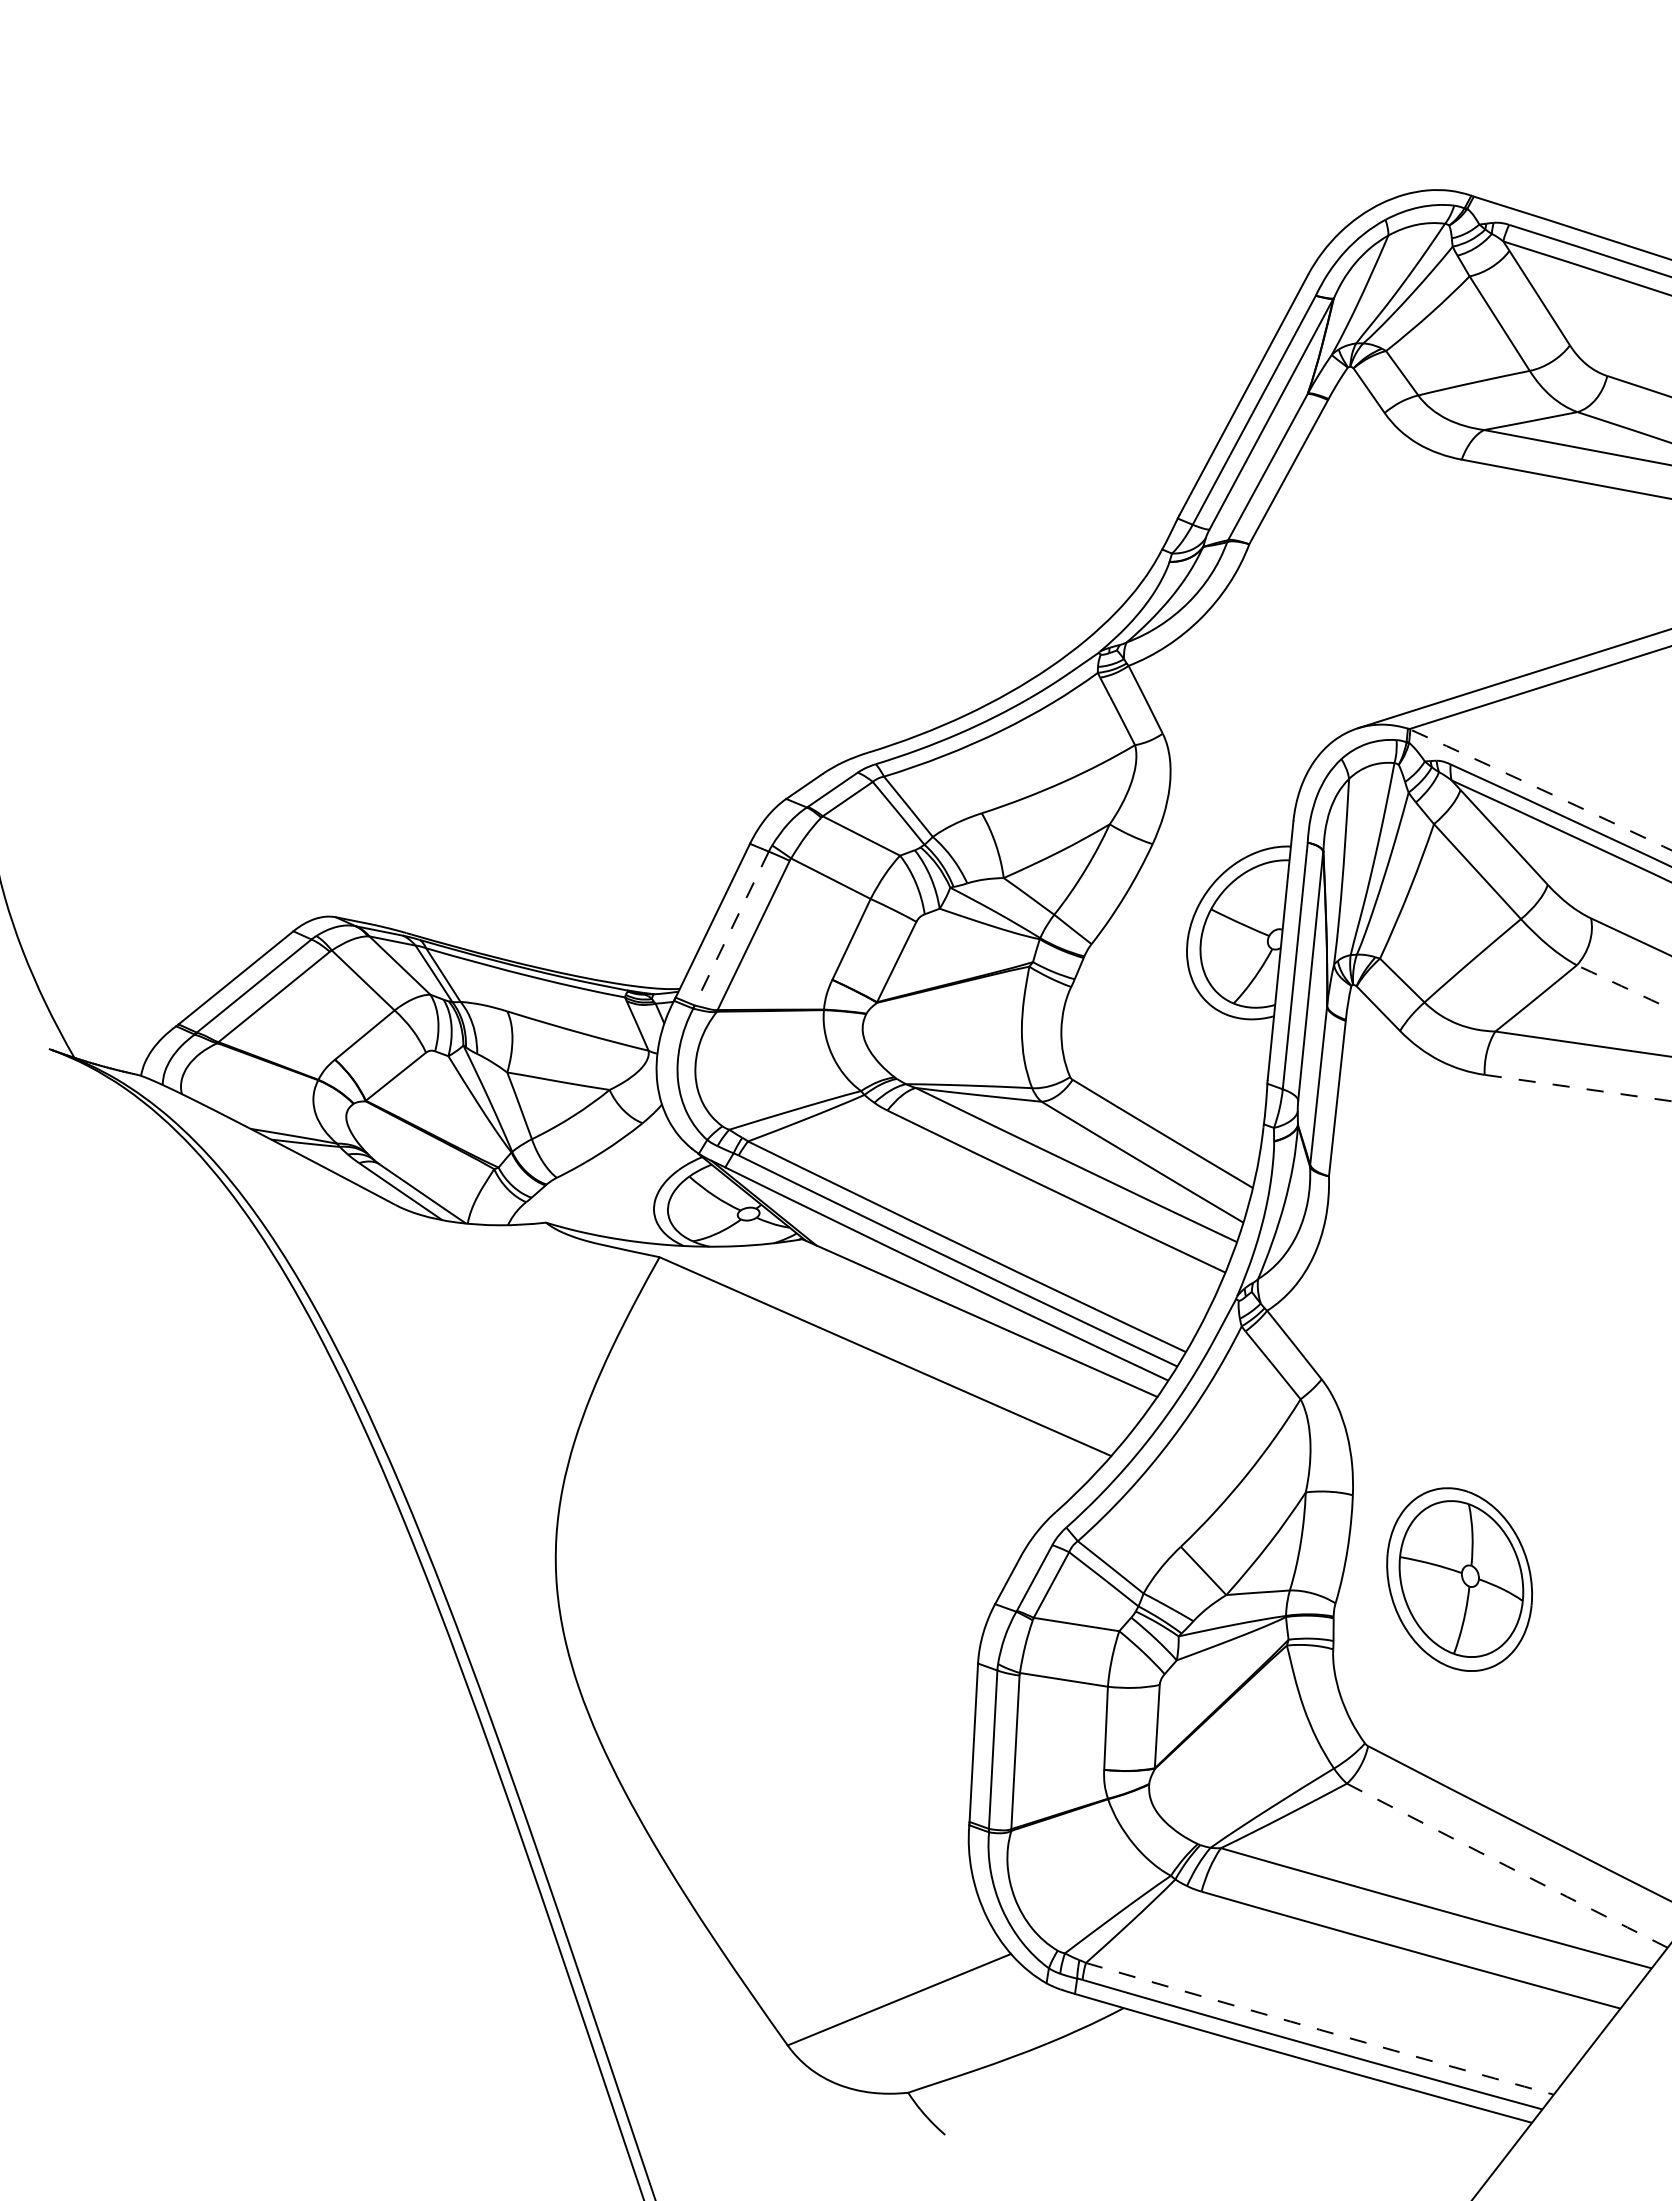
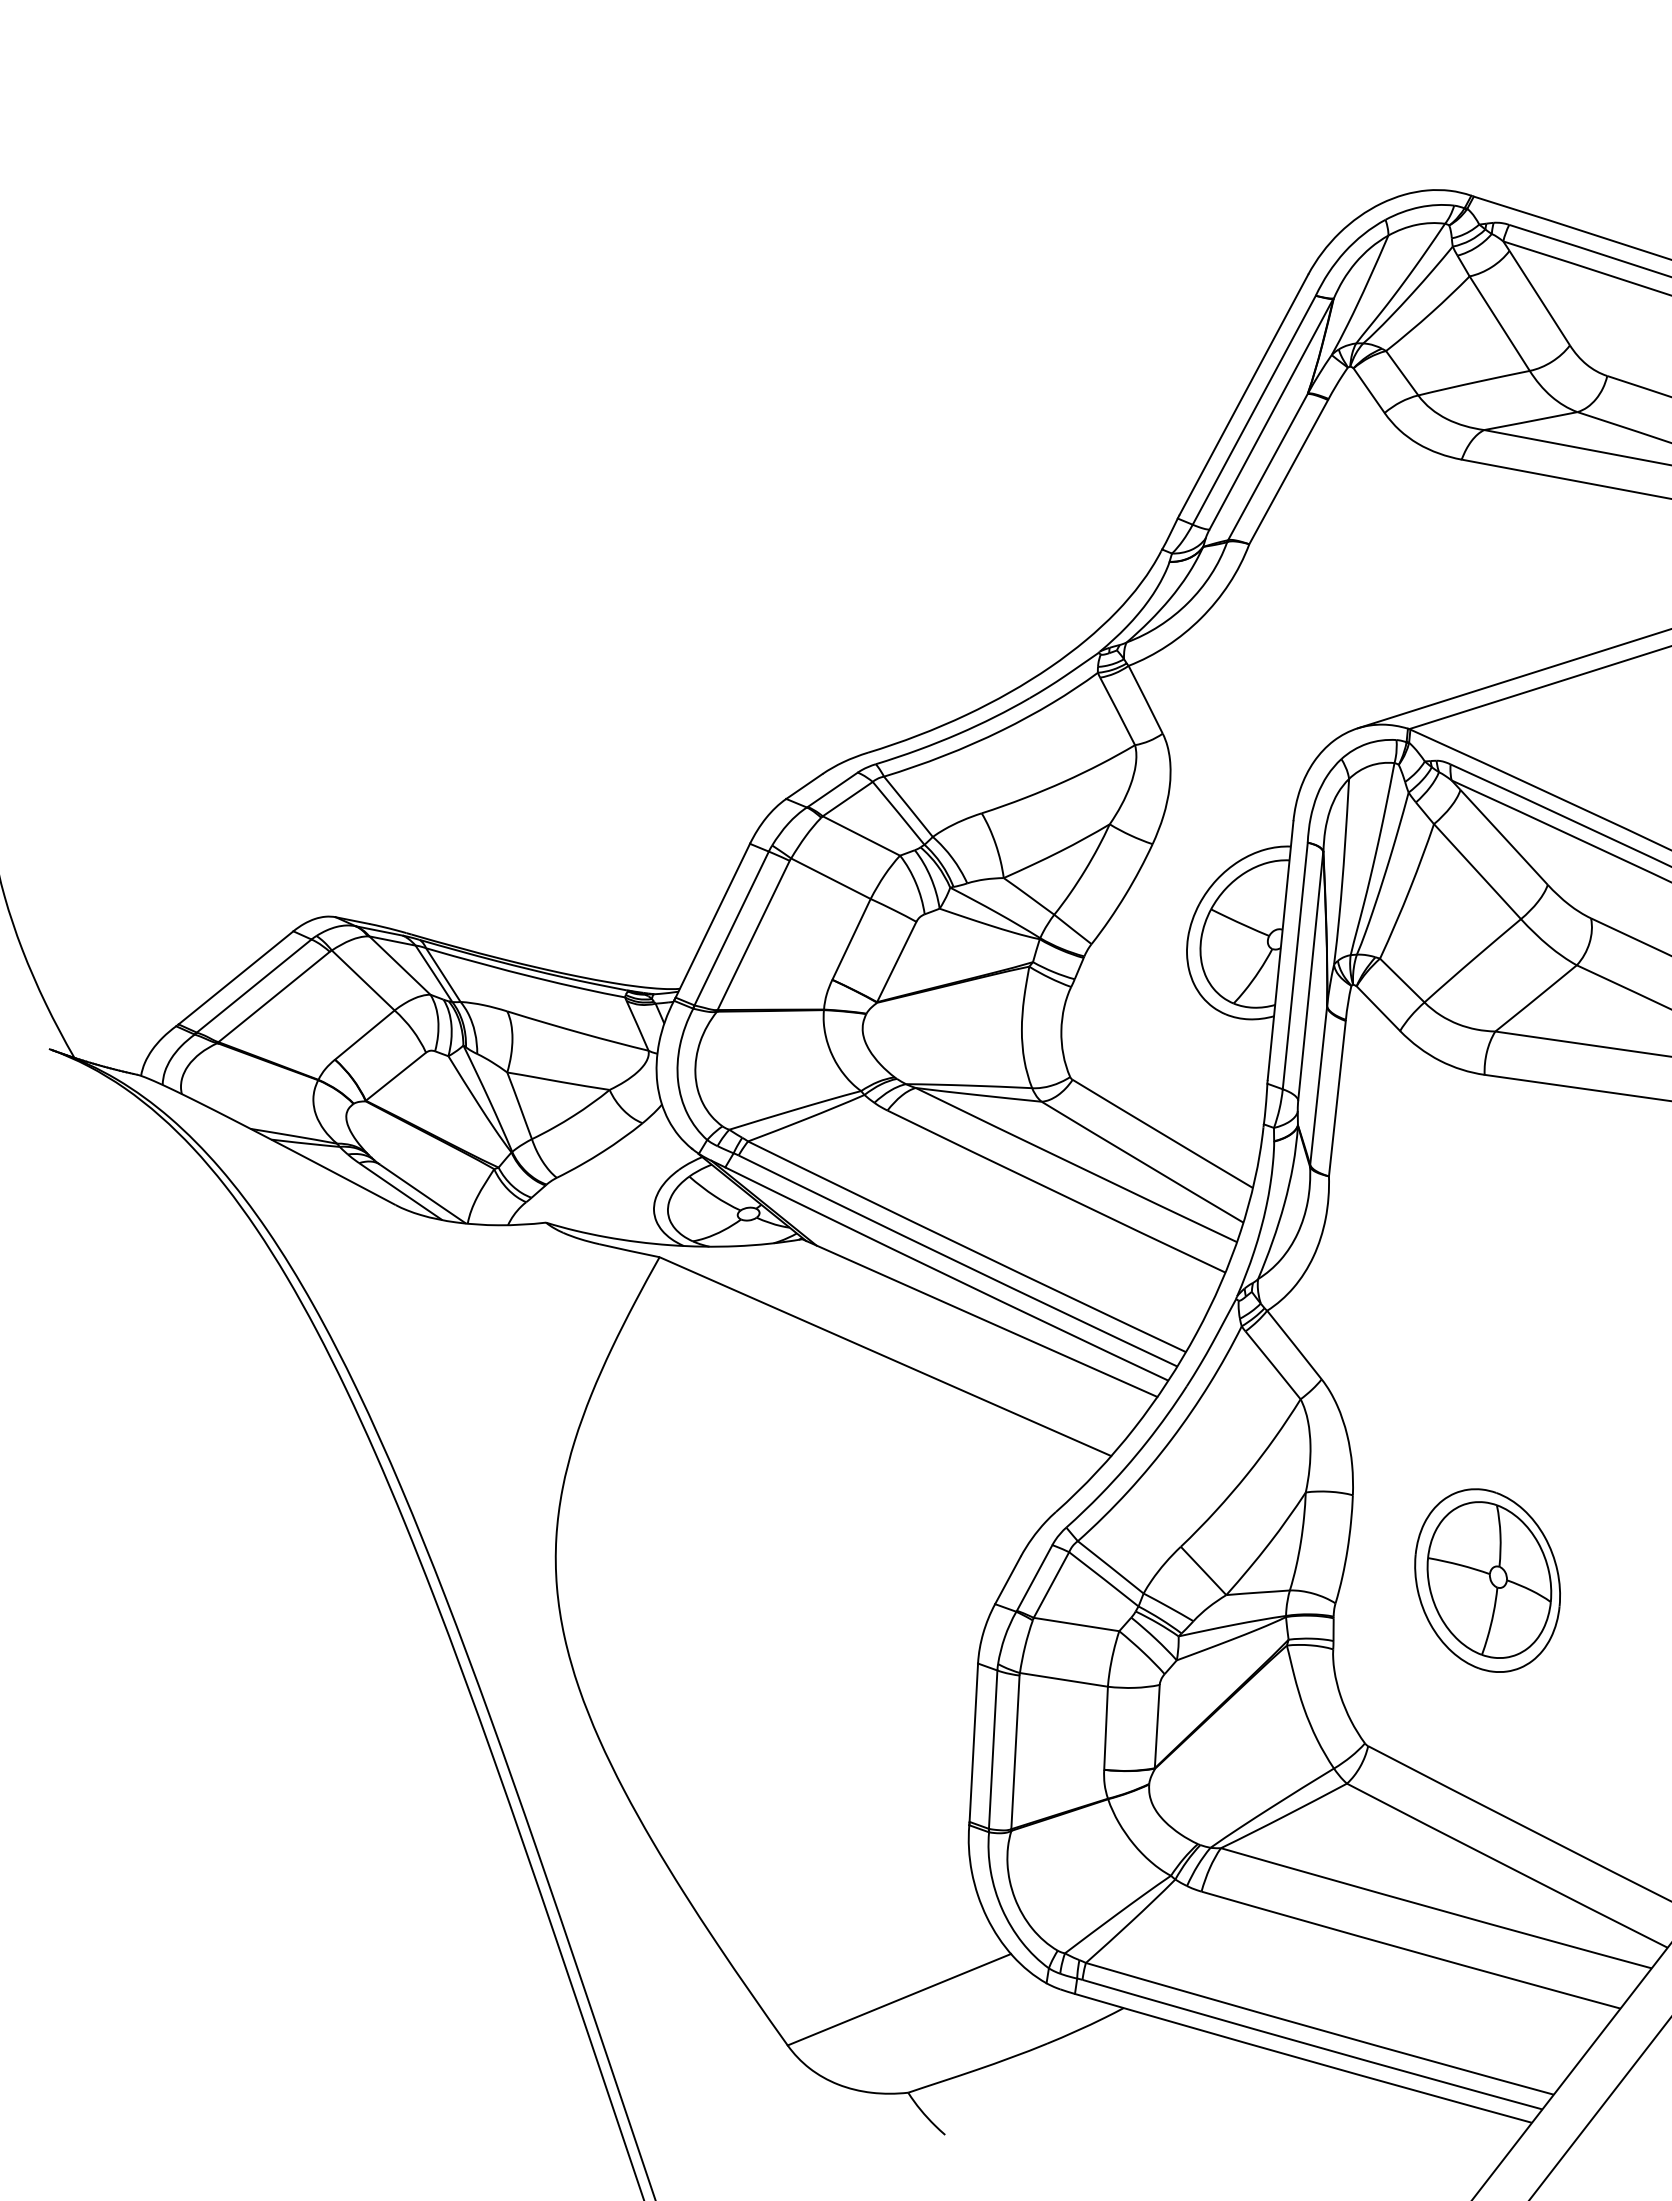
arc: dashed -> solid (1541, 789)
line: dashed -> solid (731, 928)
arc: dashed -> solid (1624, 987)
line: dashed -> solid (1578, 1088)
part position: (1459, 1579) -> (1487, 1580) (1487, 1580)
arc: dashed -> solid (1507, 1866)
arc: dashed -> solid (1319, 2029)
line: none -> present (1599, 2108)
